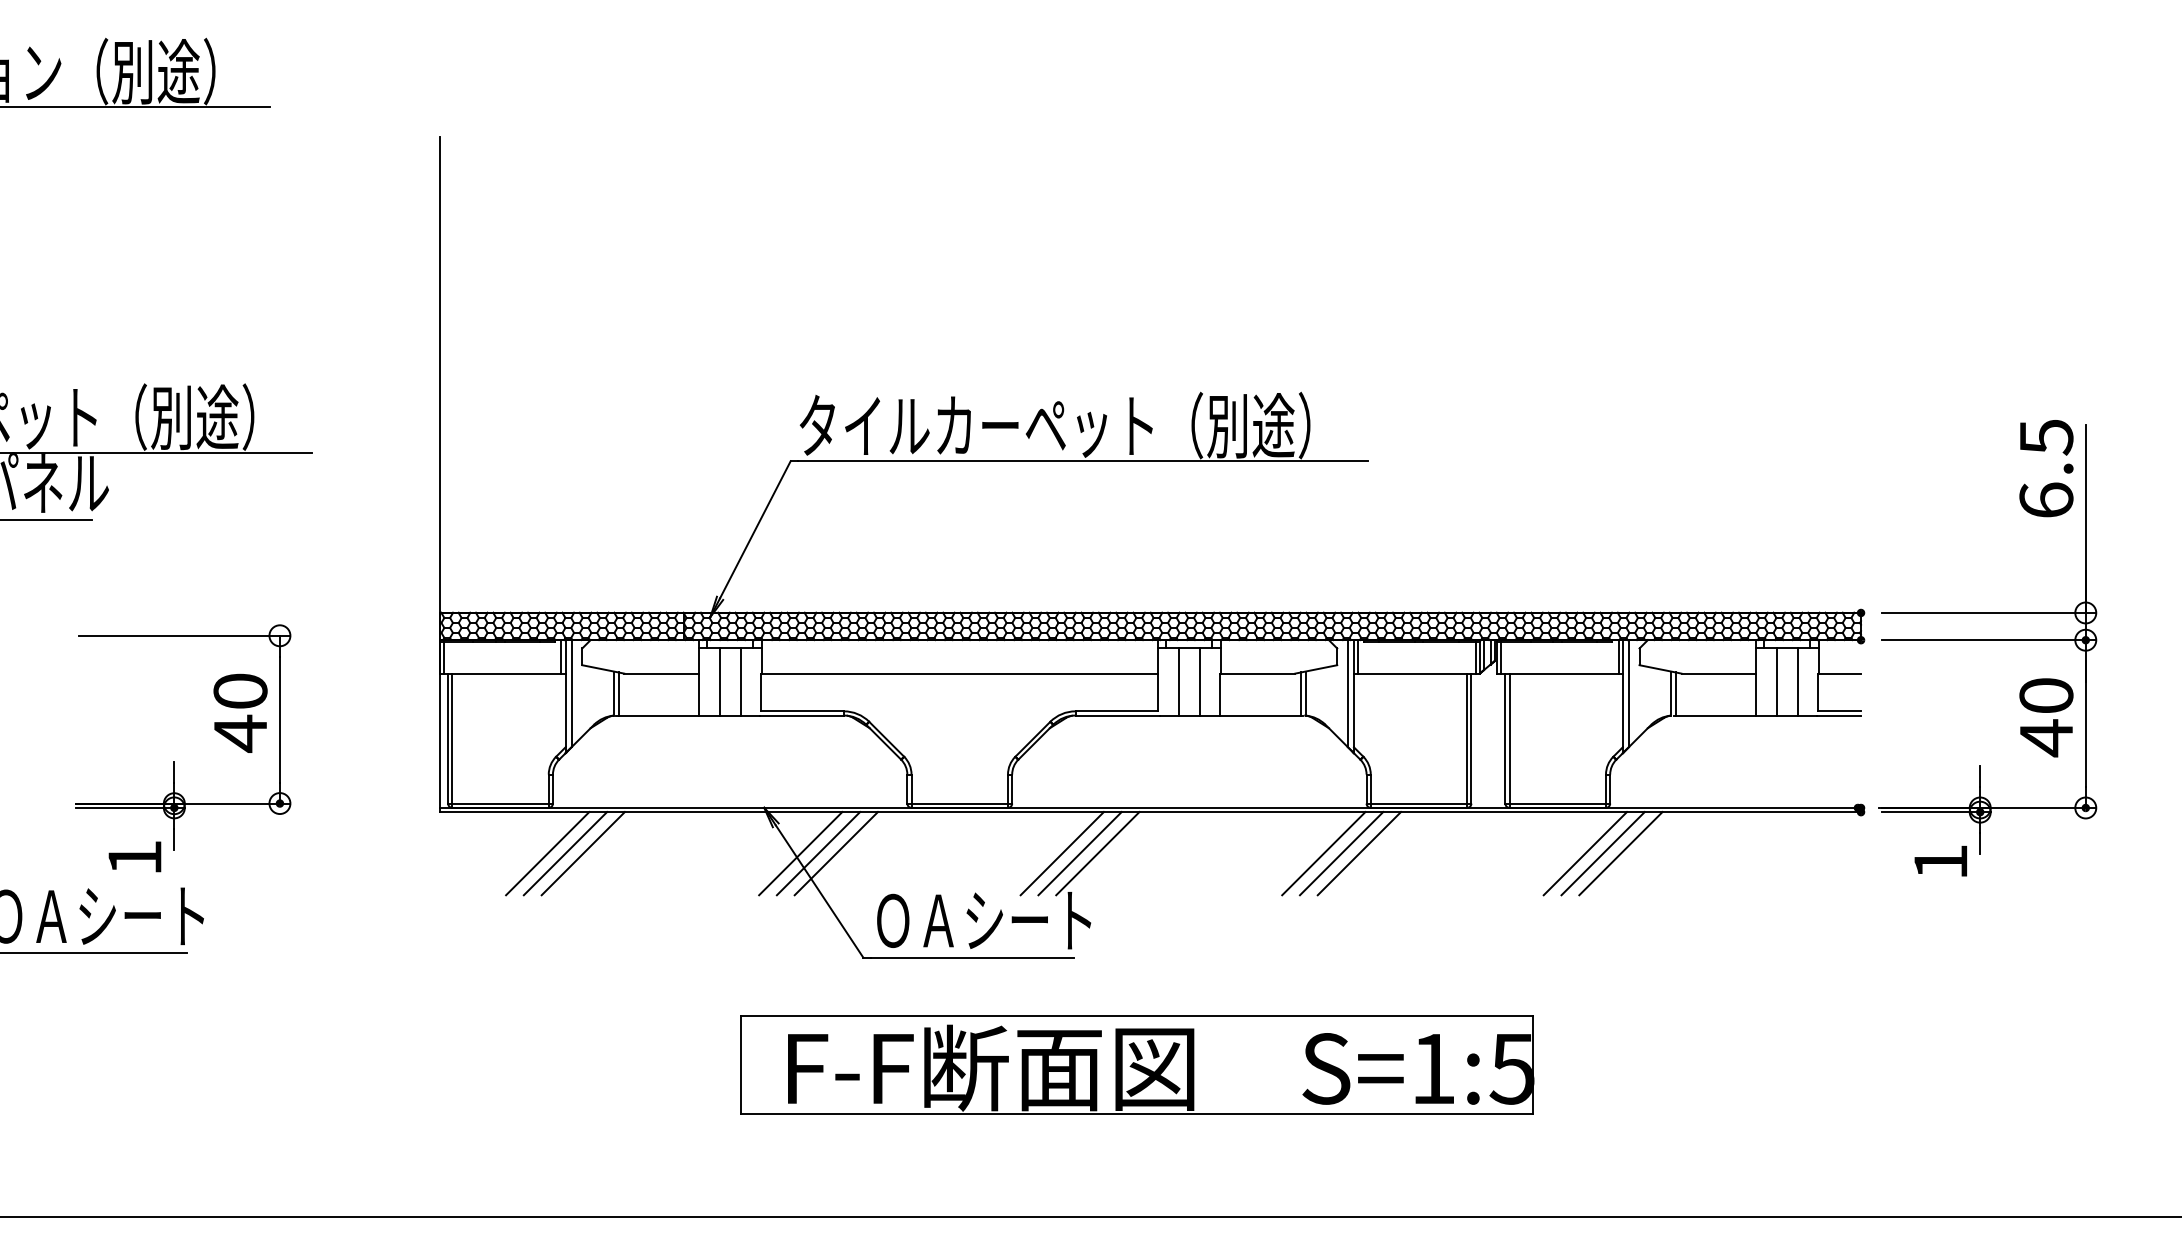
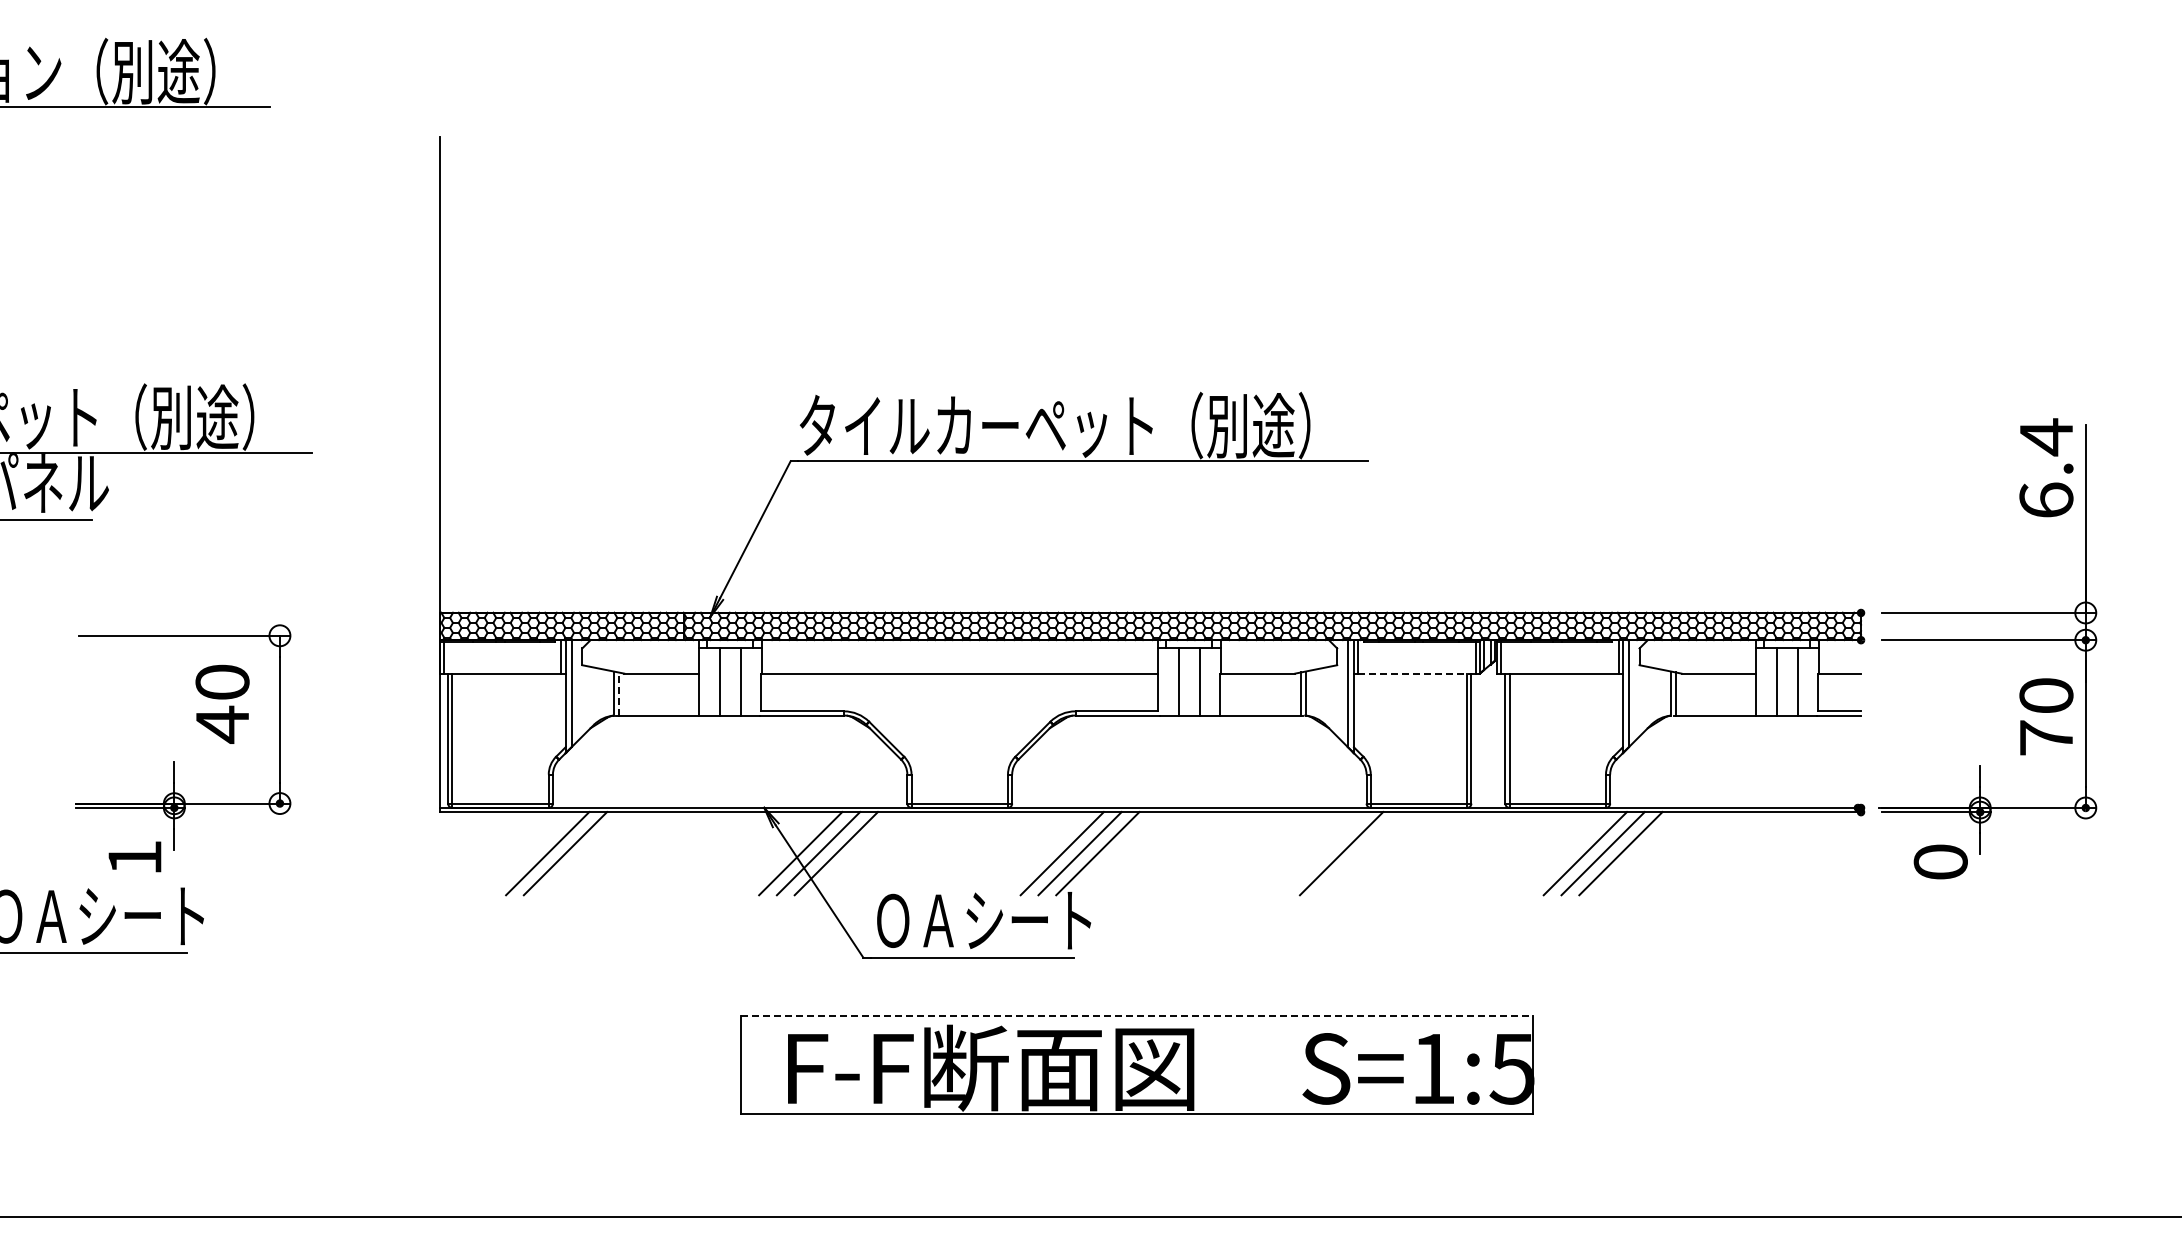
text: 6.5 -> 6.4 (2046, 437)
line: solid -> dashed (1416, 673)
line: solid -> dashed (618, 694)
text position: (240, 712) -> (222, 703) (222, 703)
text: 40 -> 70 (2046, 738)
line: present -> none (582, 853)
line: present -> none (1323, 853)
line: present -> none (1359, 853)
text: 1 -> 0 (1940, 861)
line: solid -> dashed (1136, 1016)
